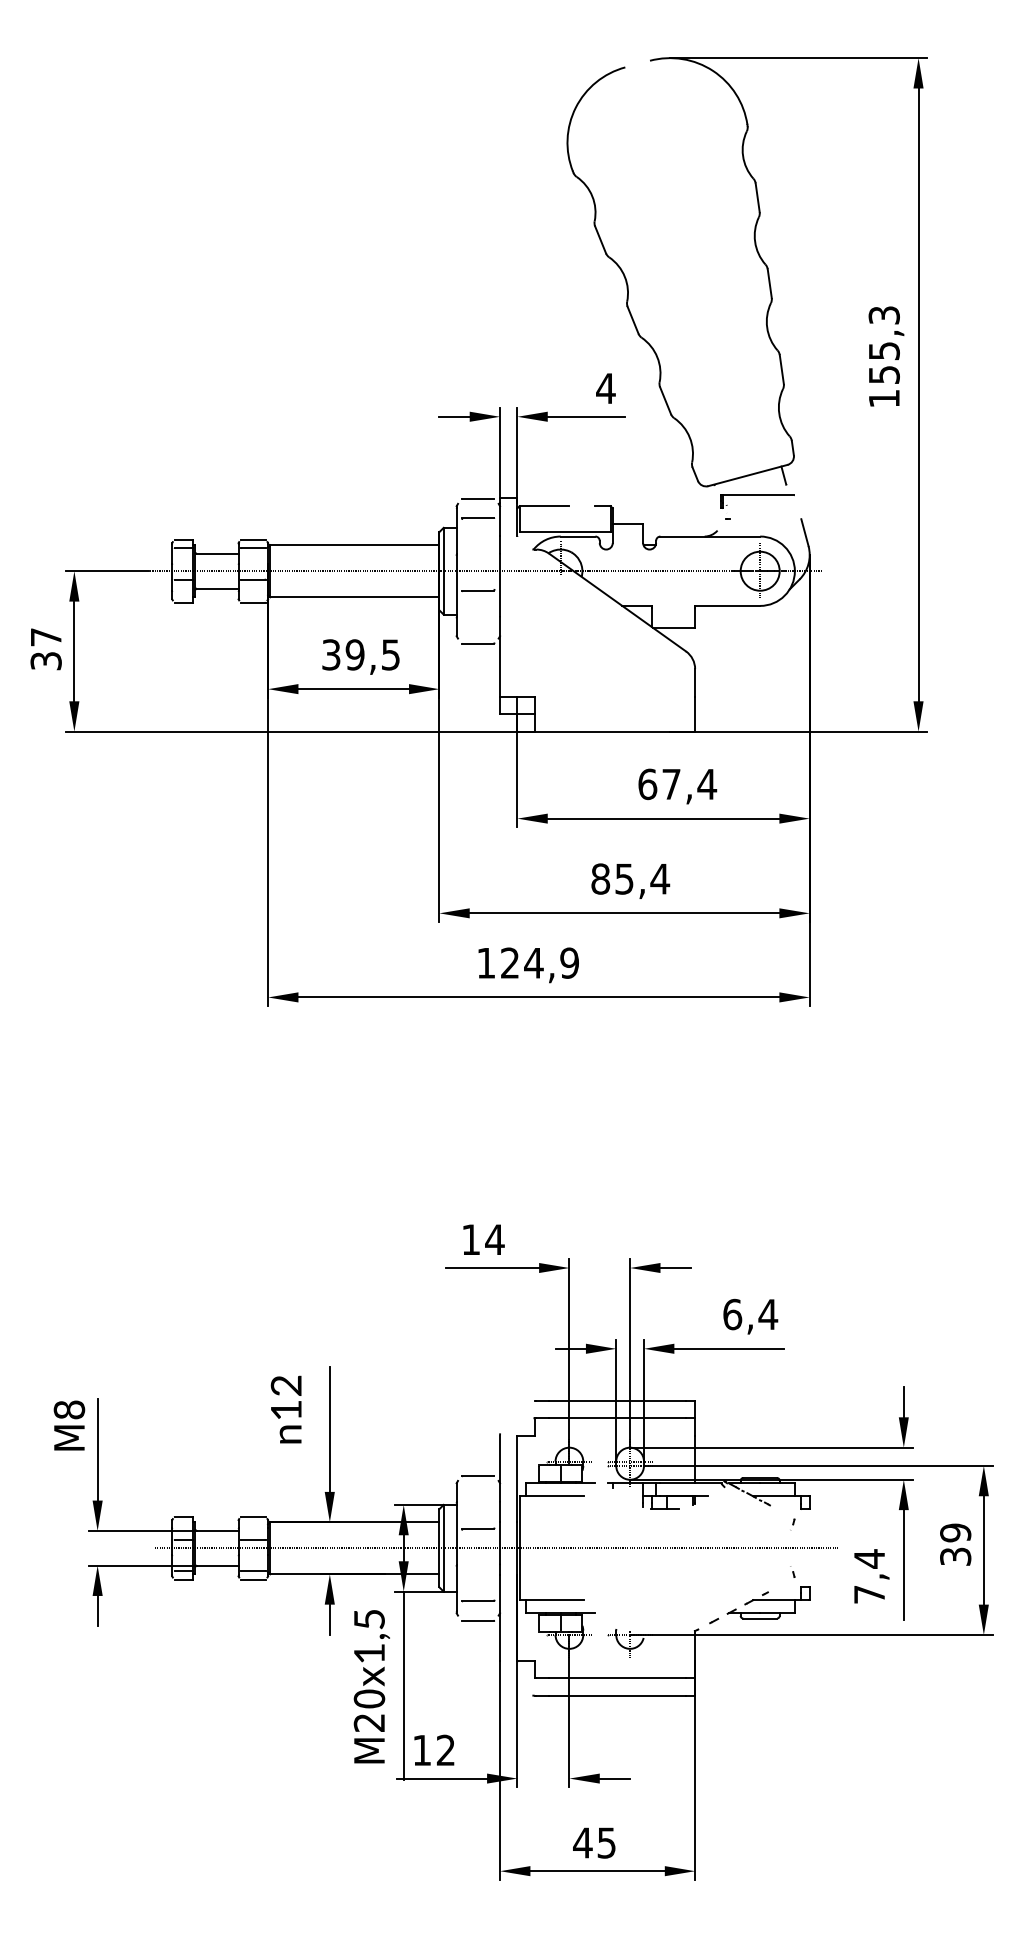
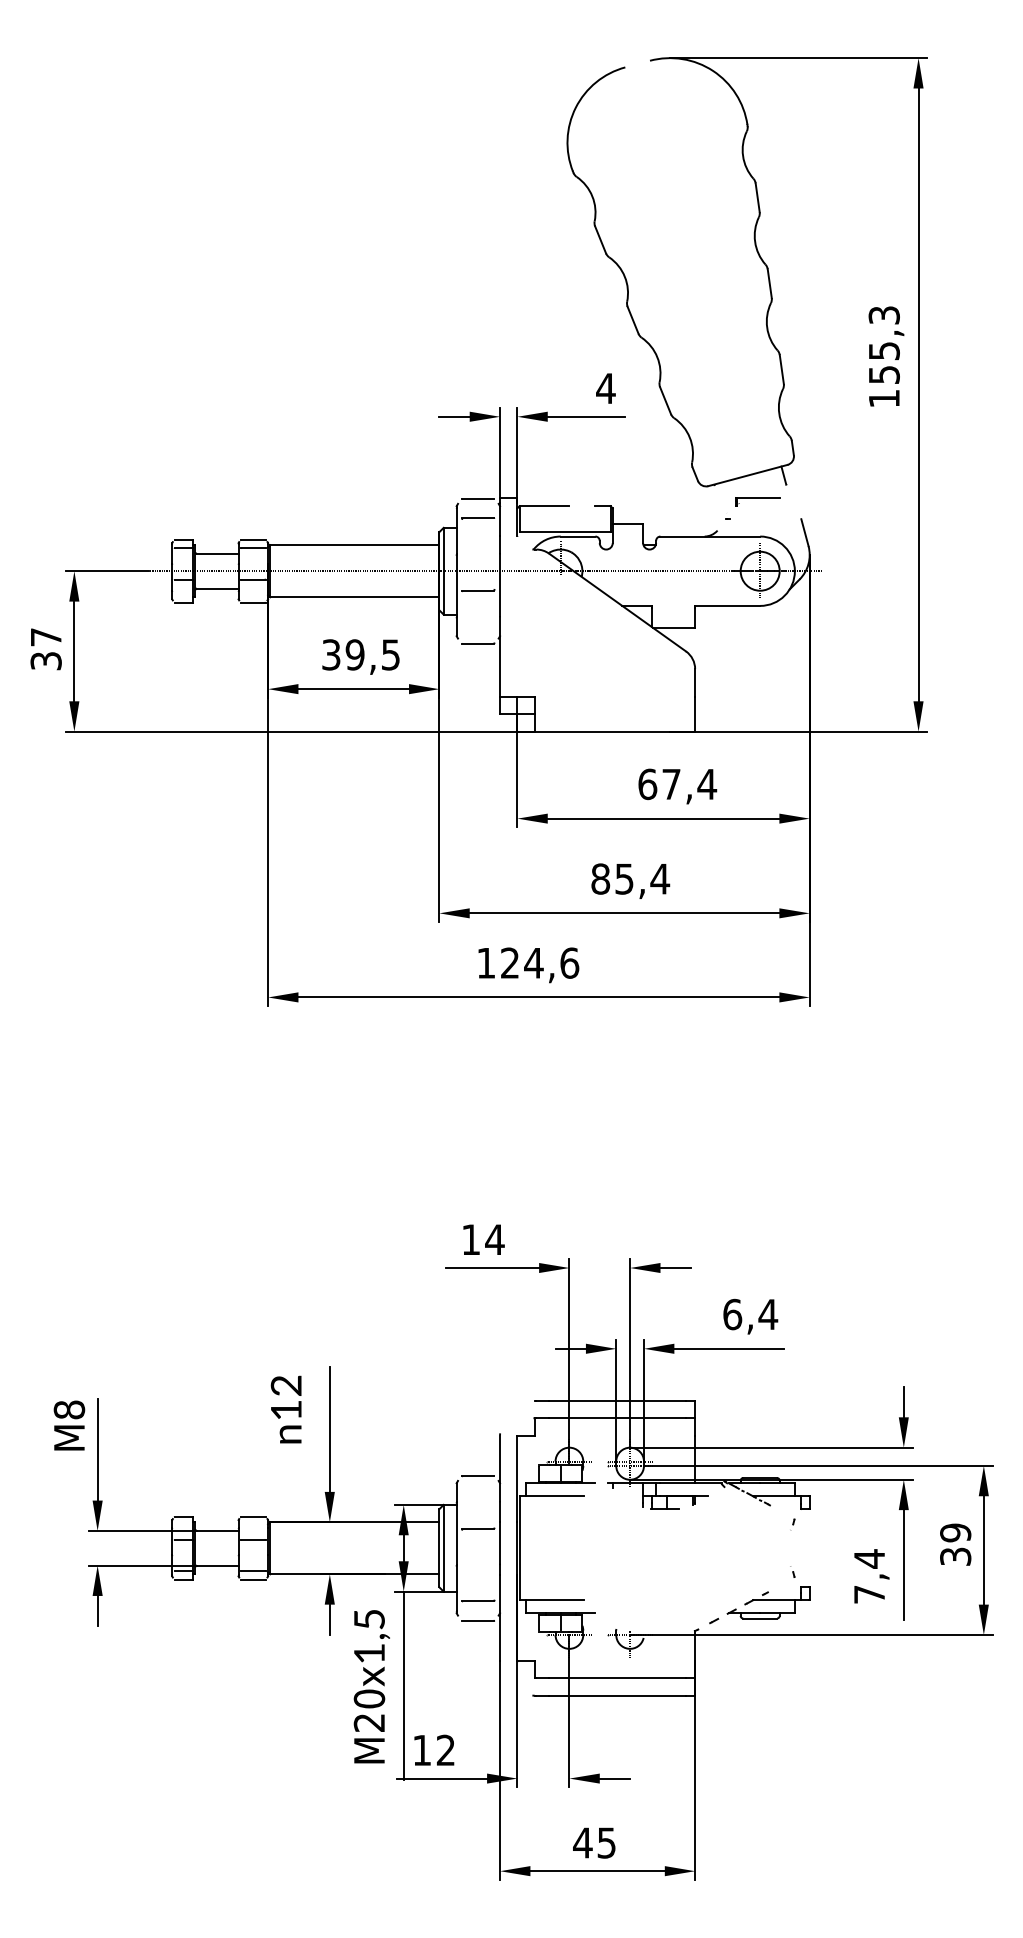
part size: 75x15 px -> 46x10 px (757, 501)
text: 124,9 -> 124,6 (569, 962)
line: present -> none (495, 1548)
